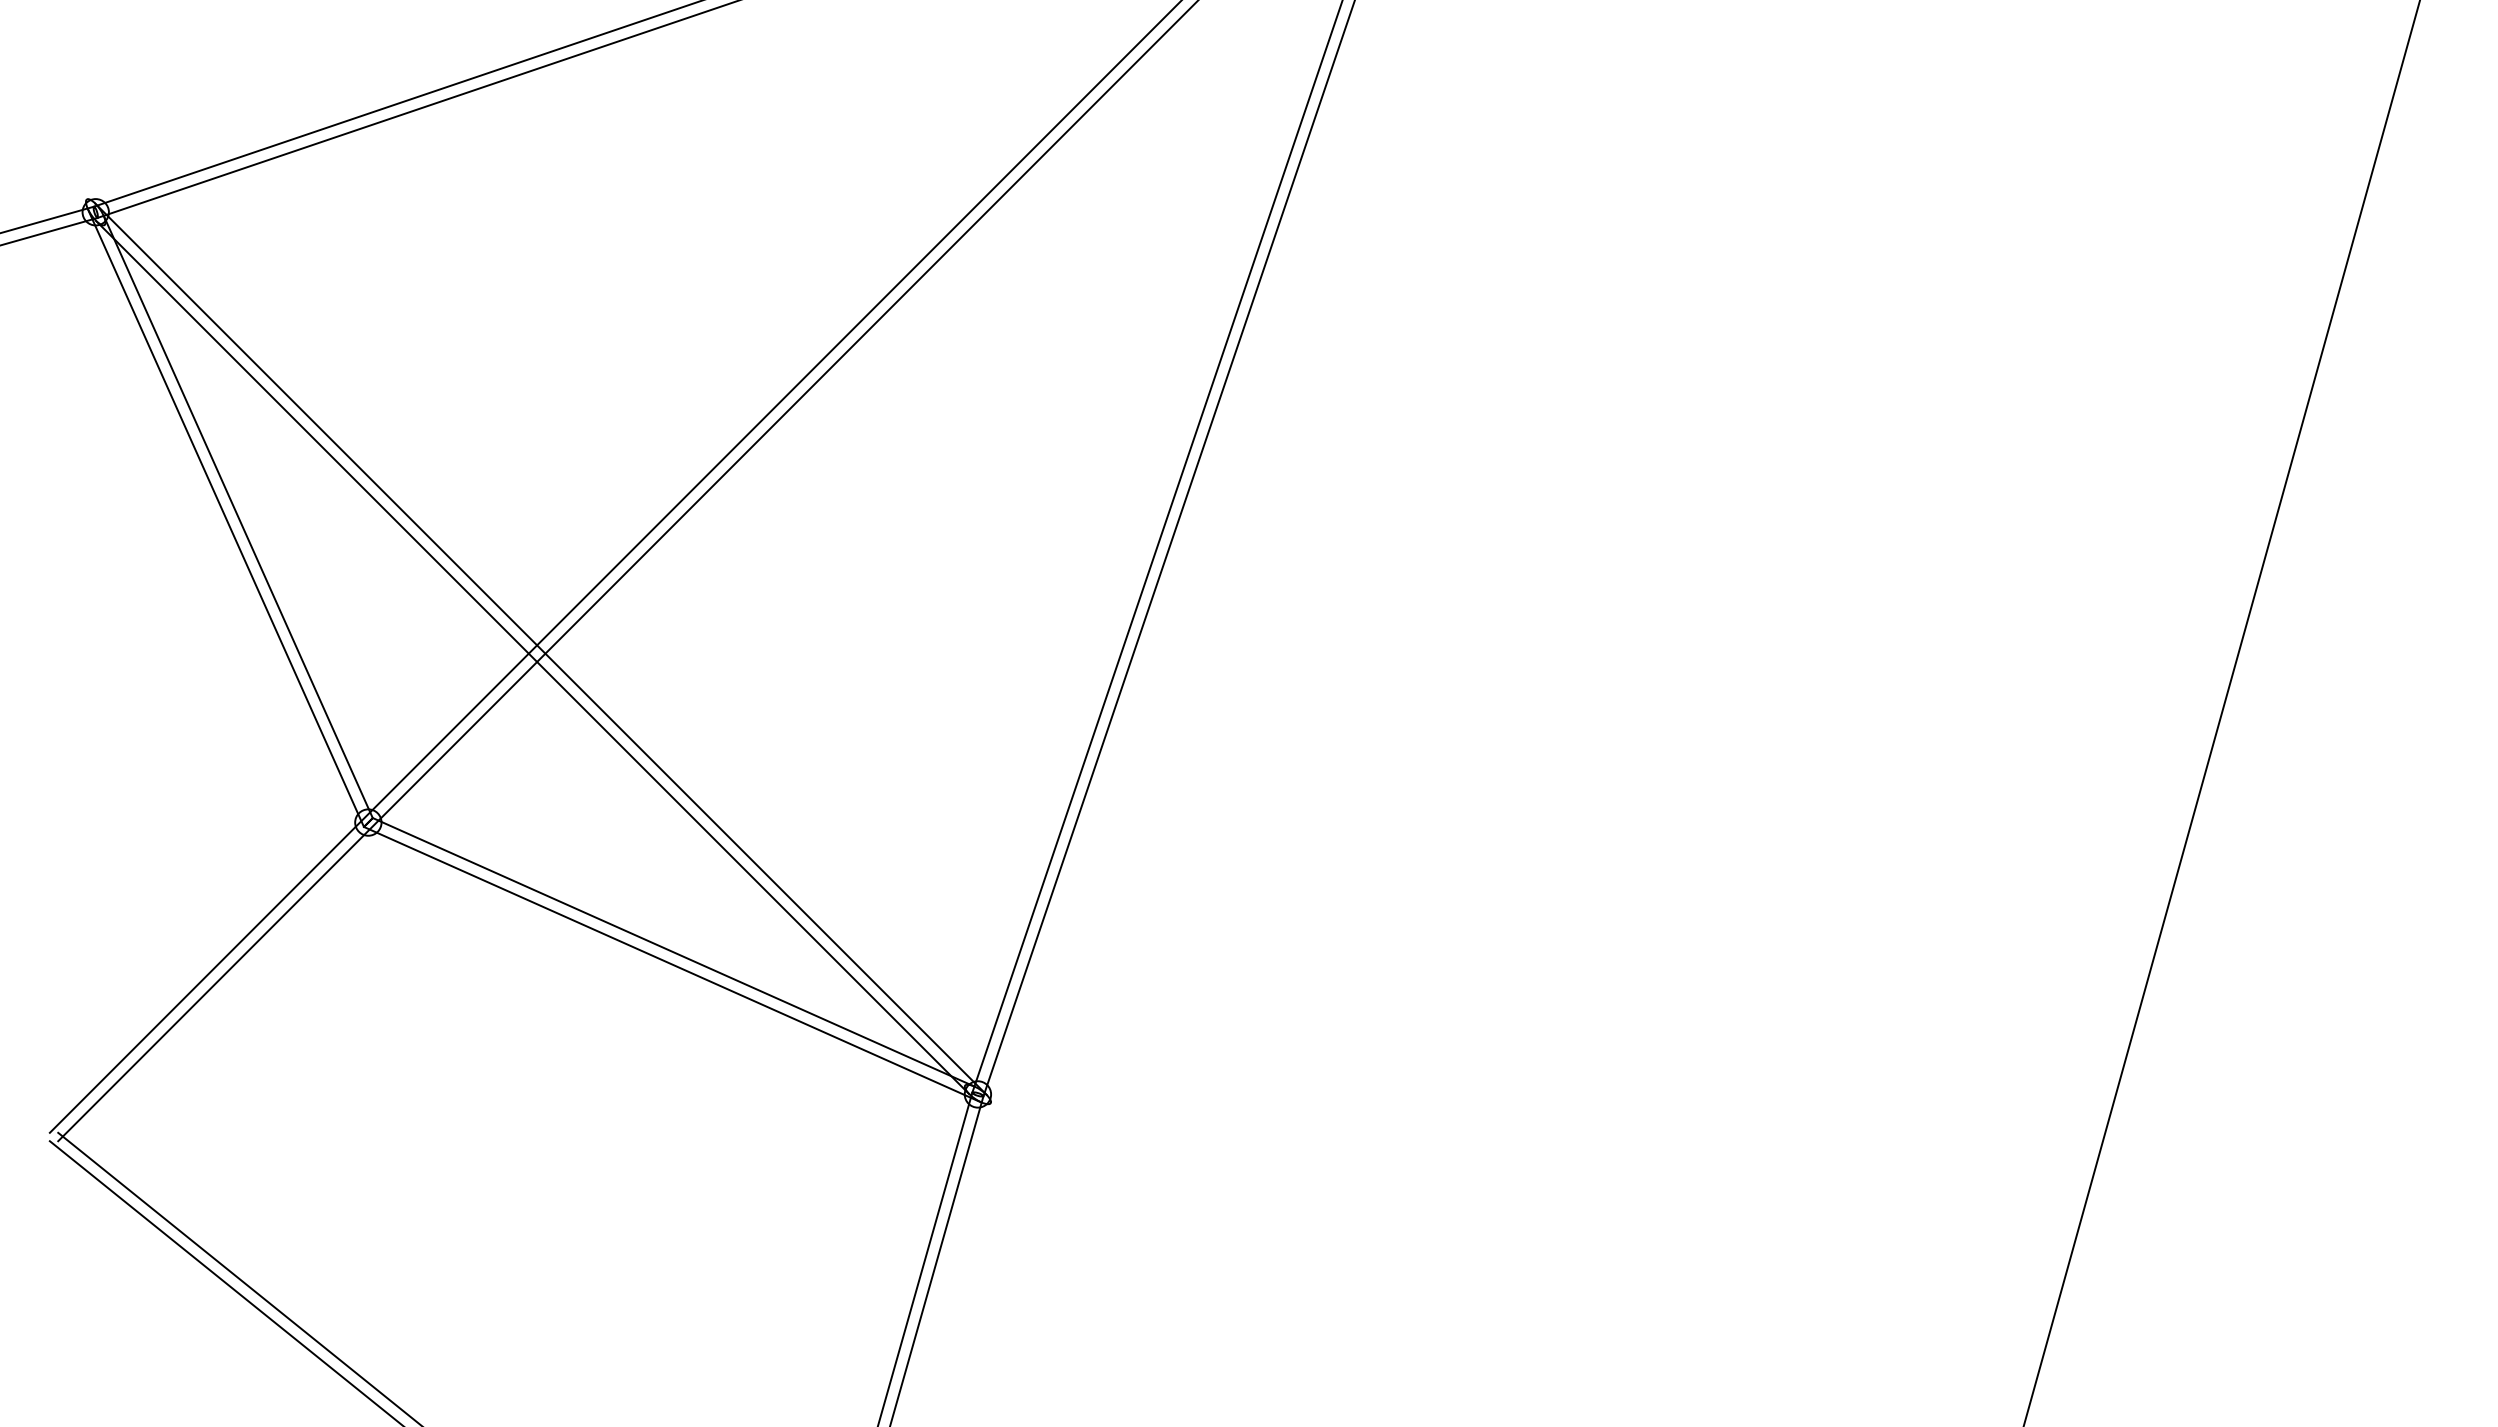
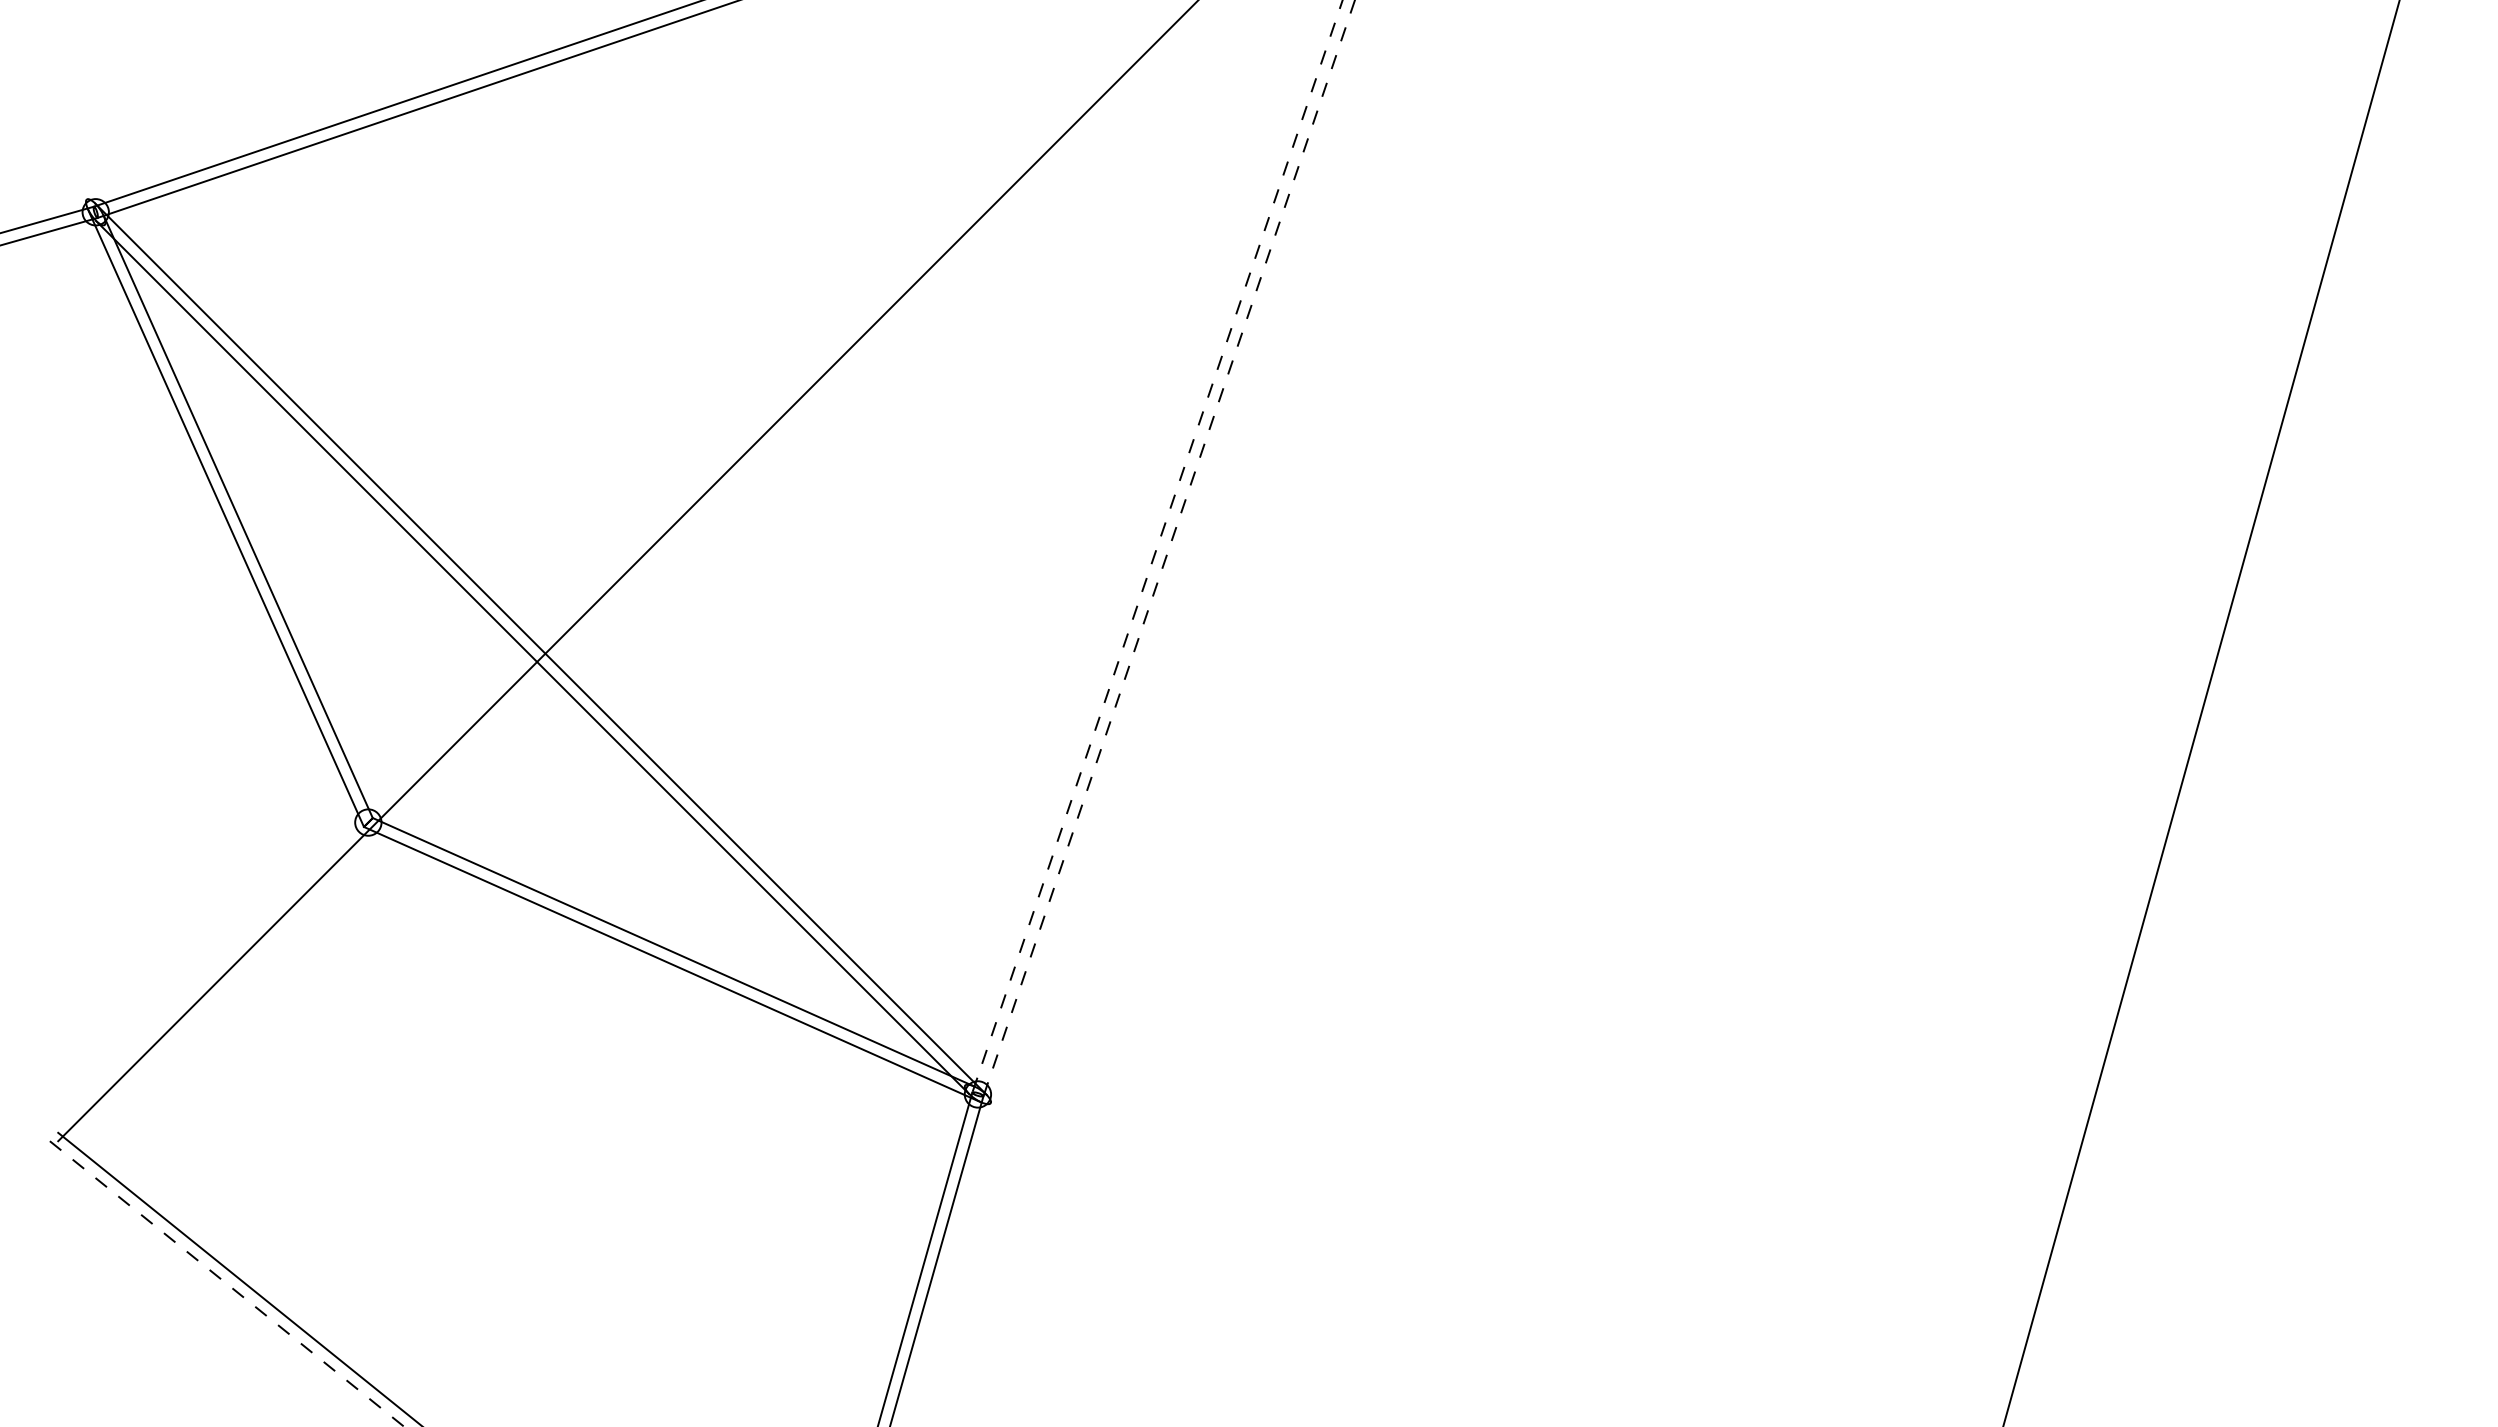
line: solid -> dashed (1157, 546)
line: solid -> dashed (1169, 548)
line: present -> none (614, 567)
line position: (2221, 712) -> (2201, 712) (2201, 712)
line: solid -> dashed (227, 1284)
